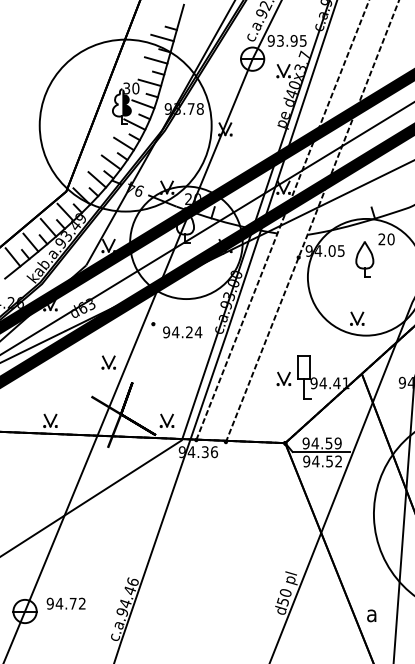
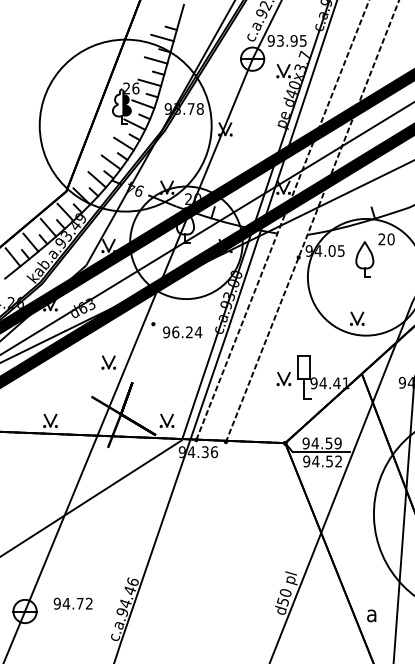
text: 30 -> 26 (131, 88)
text: 94.24 -> 96.24 (175, 332)
text position: (65, 603) -> (72, 603) (72, 603)
